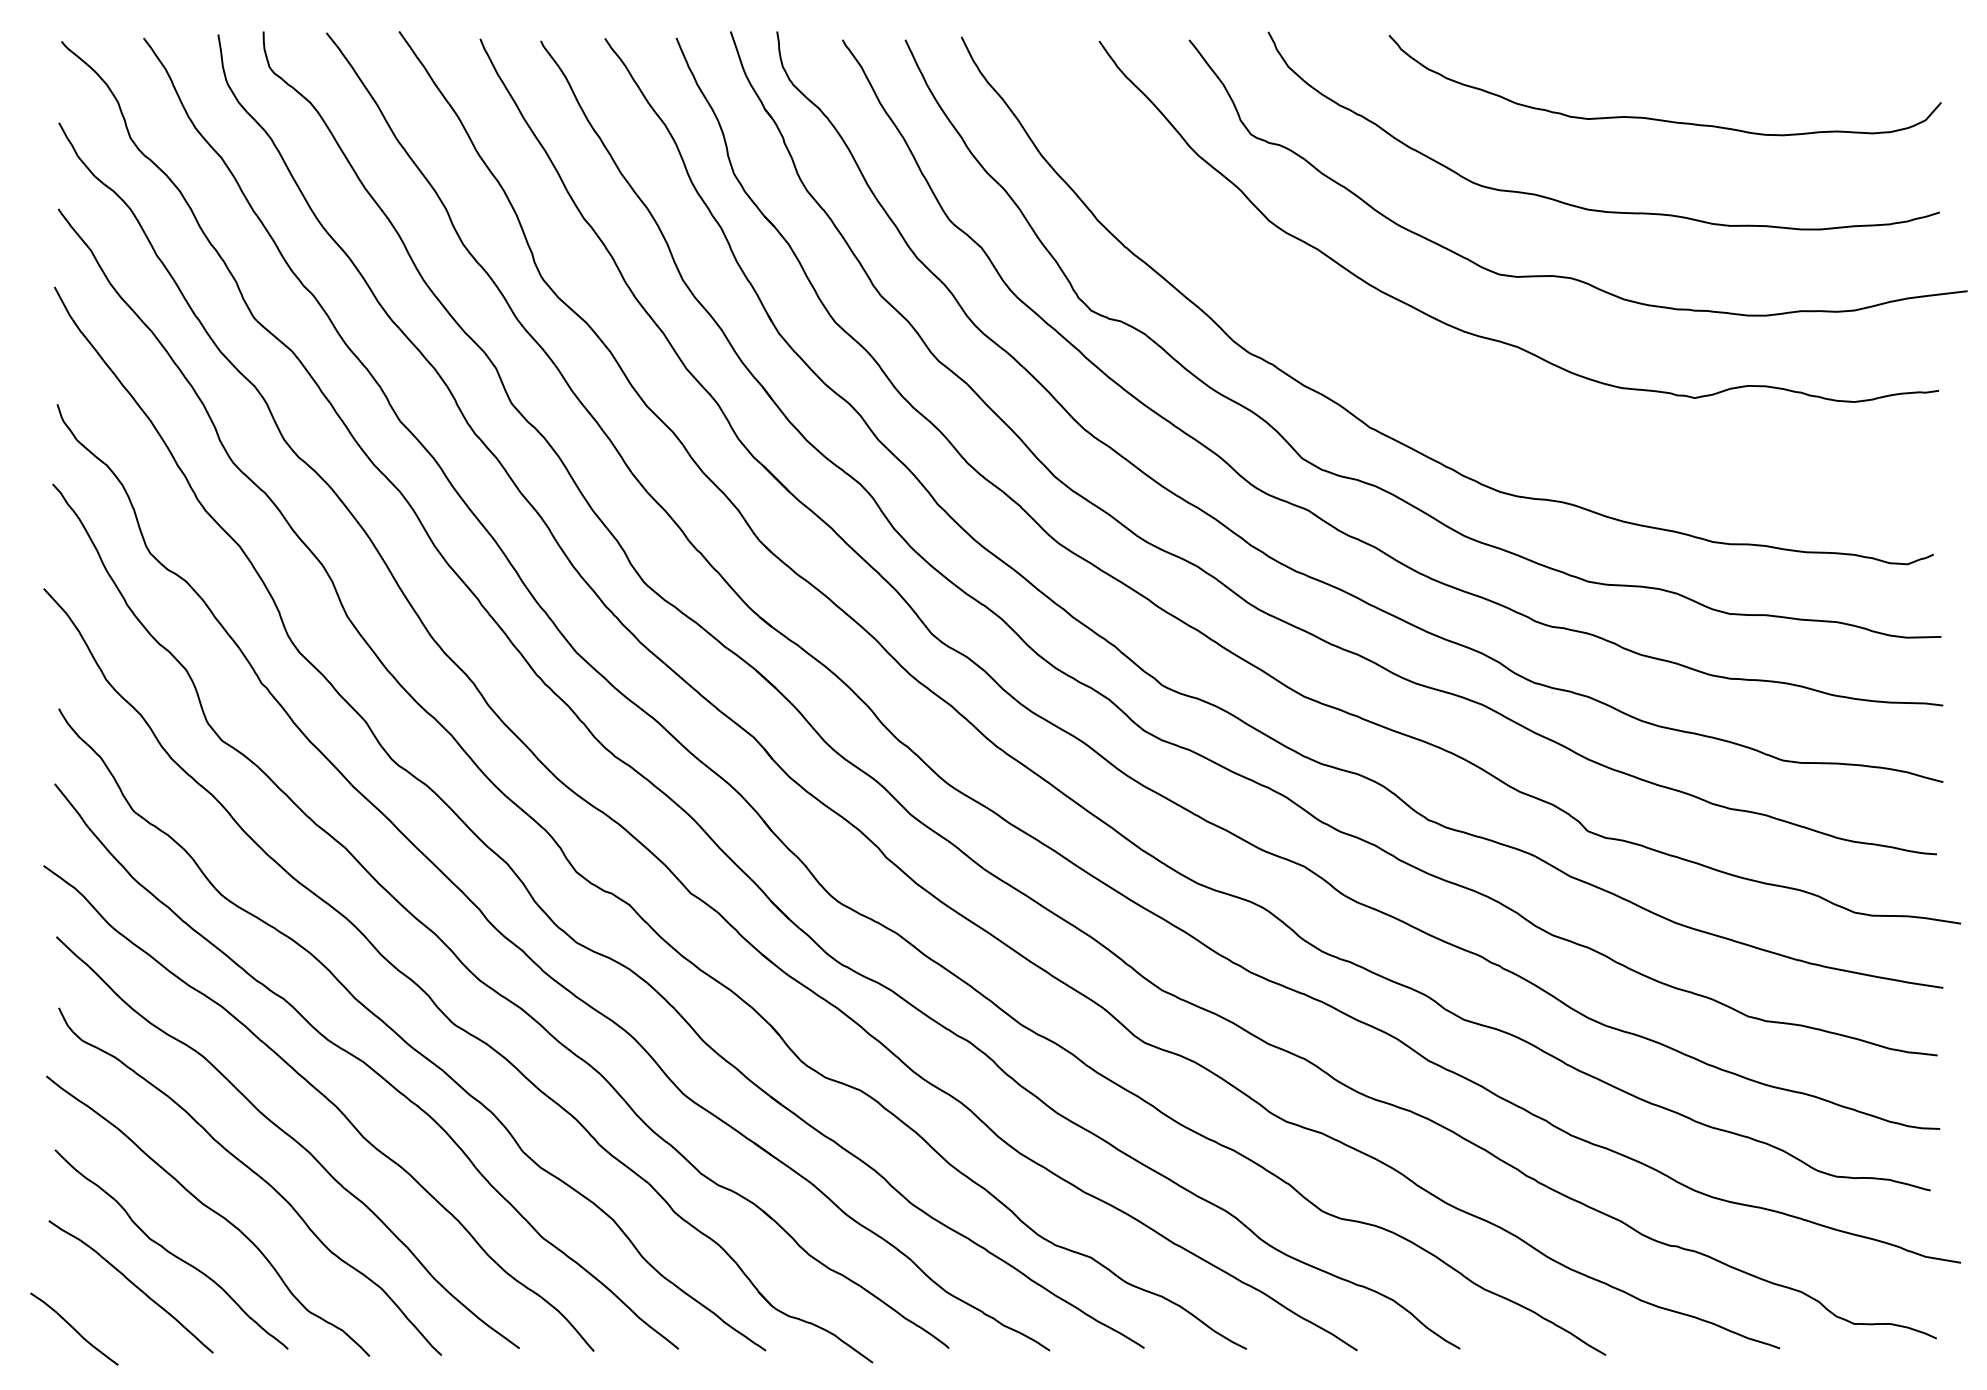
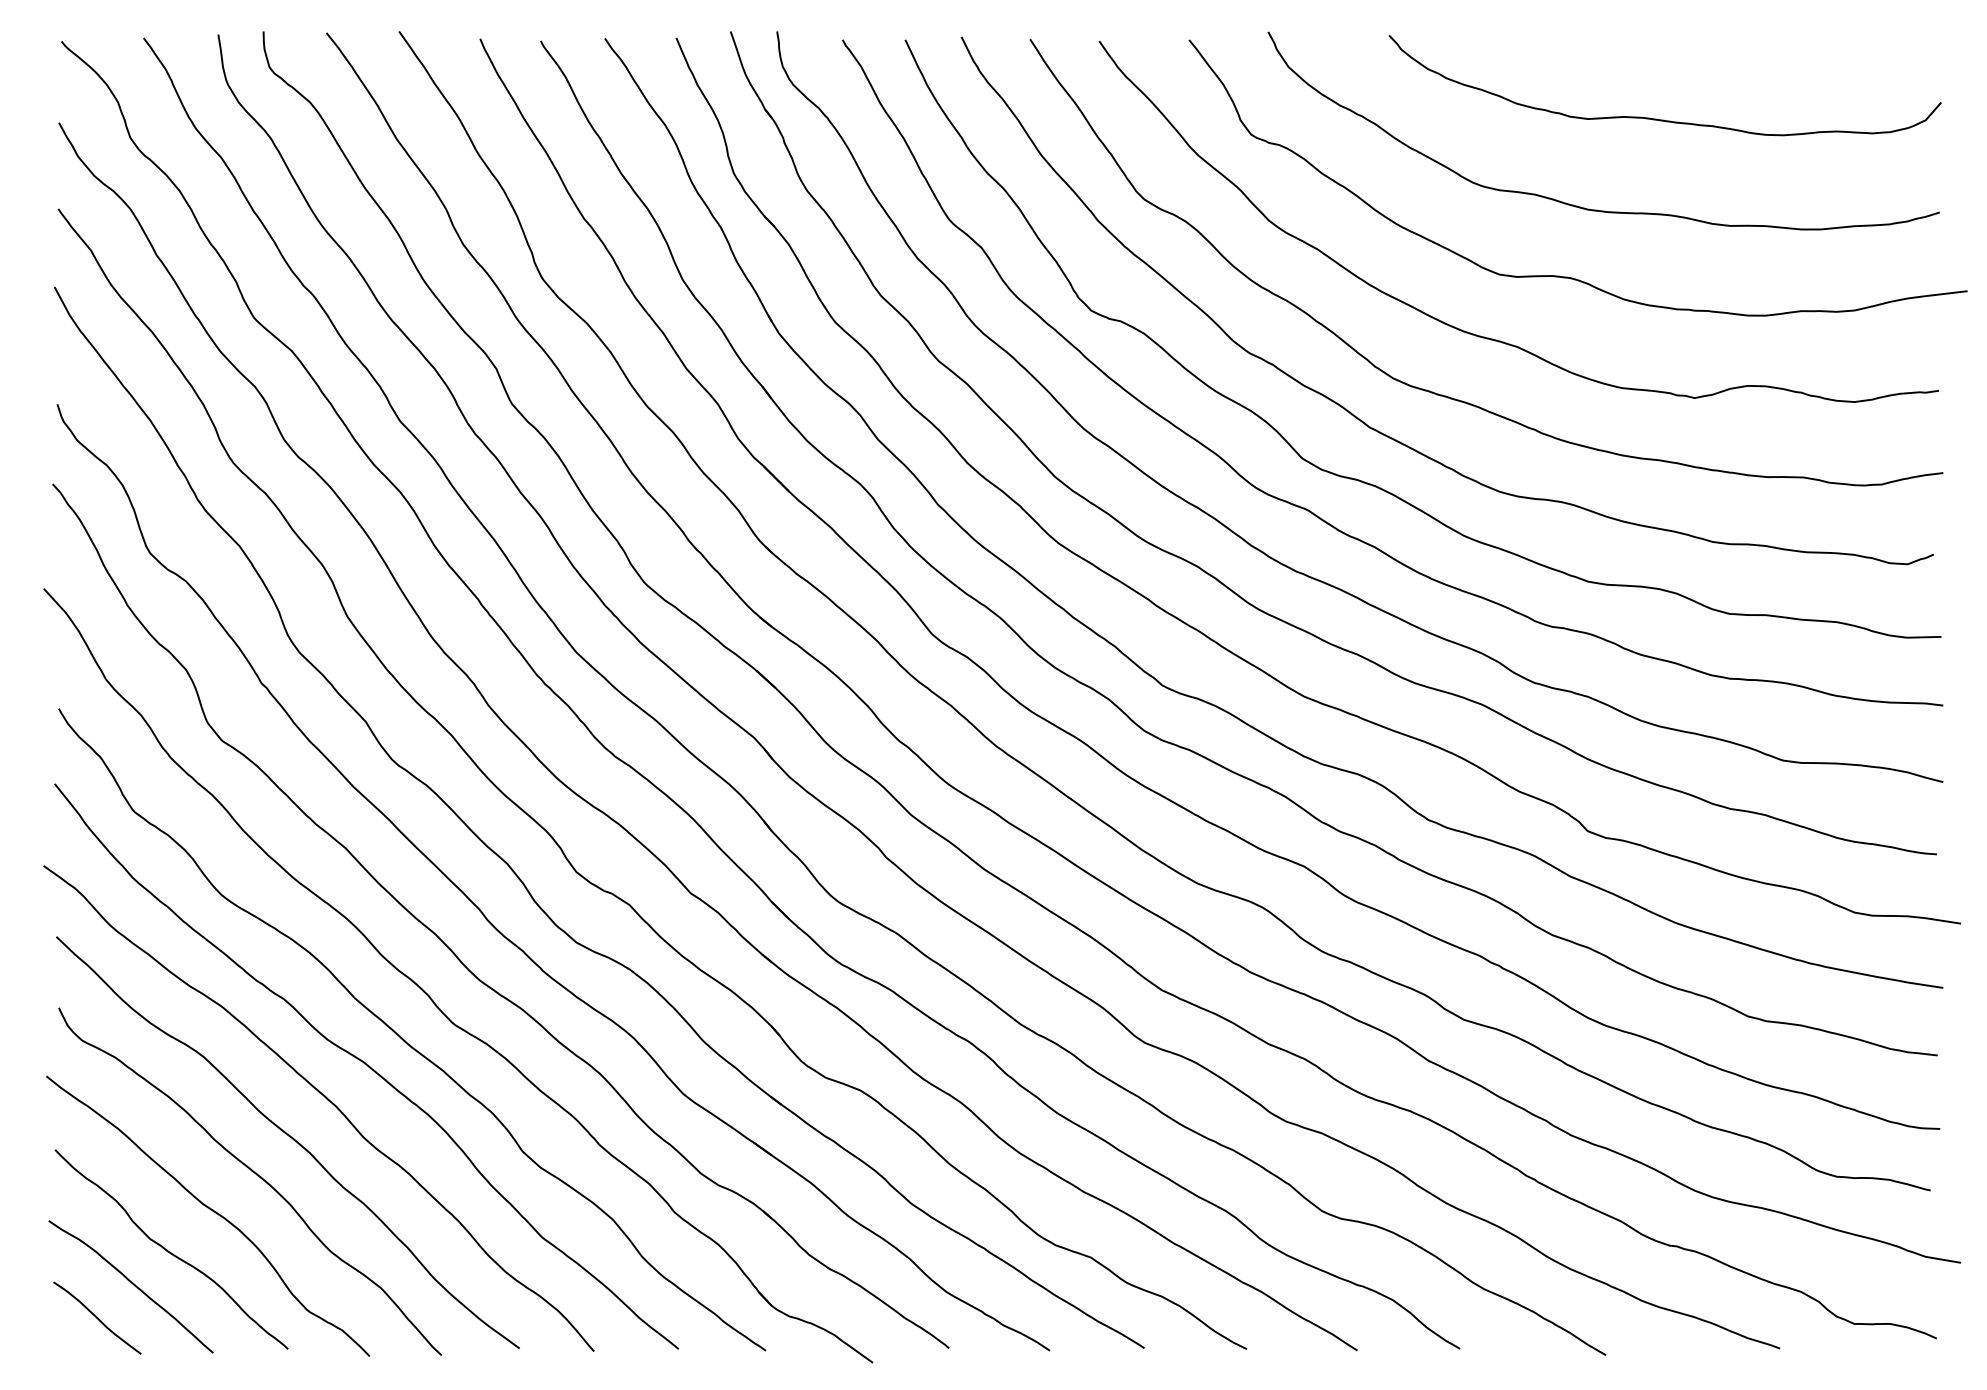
curve: none -> present (1446, 395)
curve position: (74, 1328) -> (97, 1317) (97, 1317)
